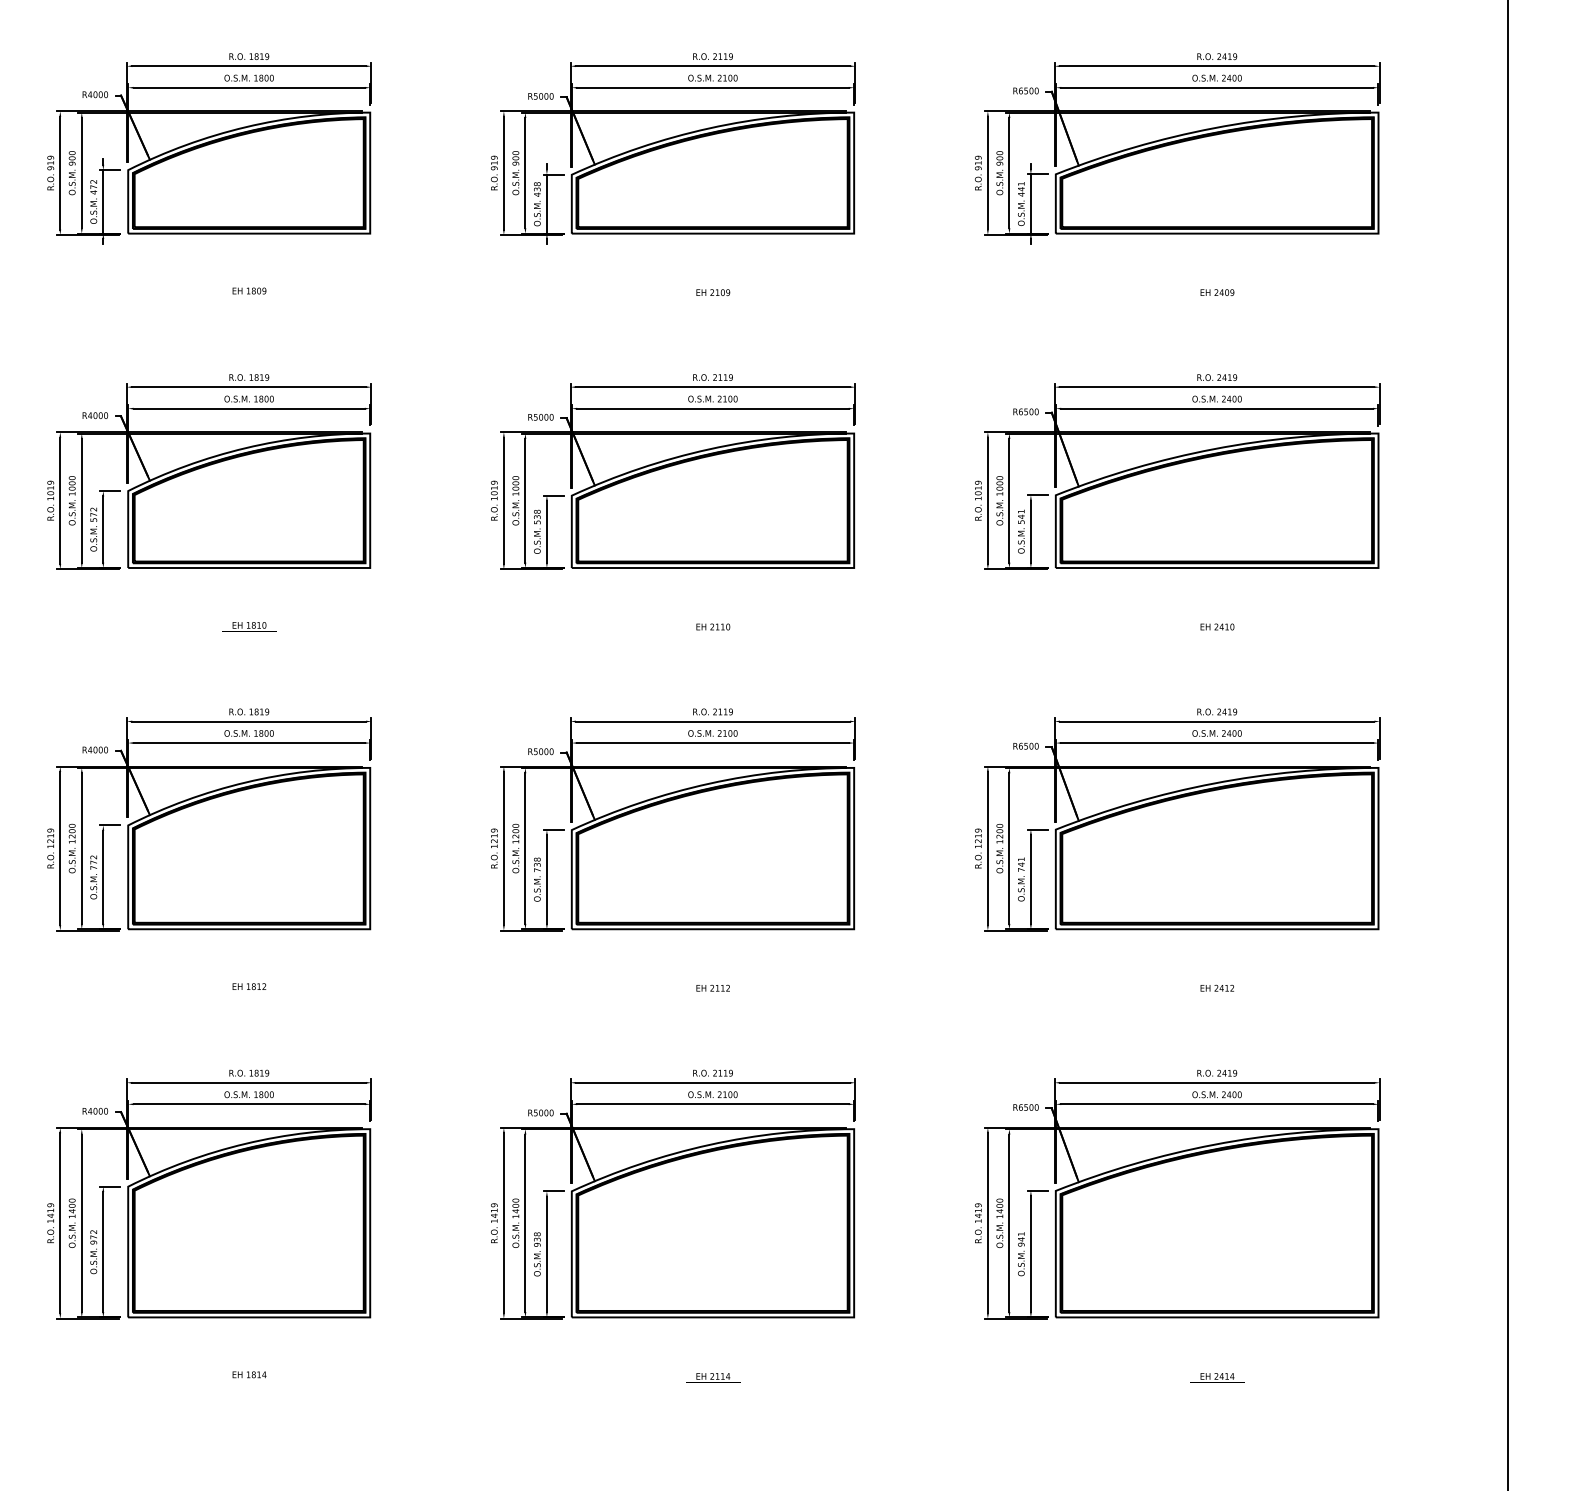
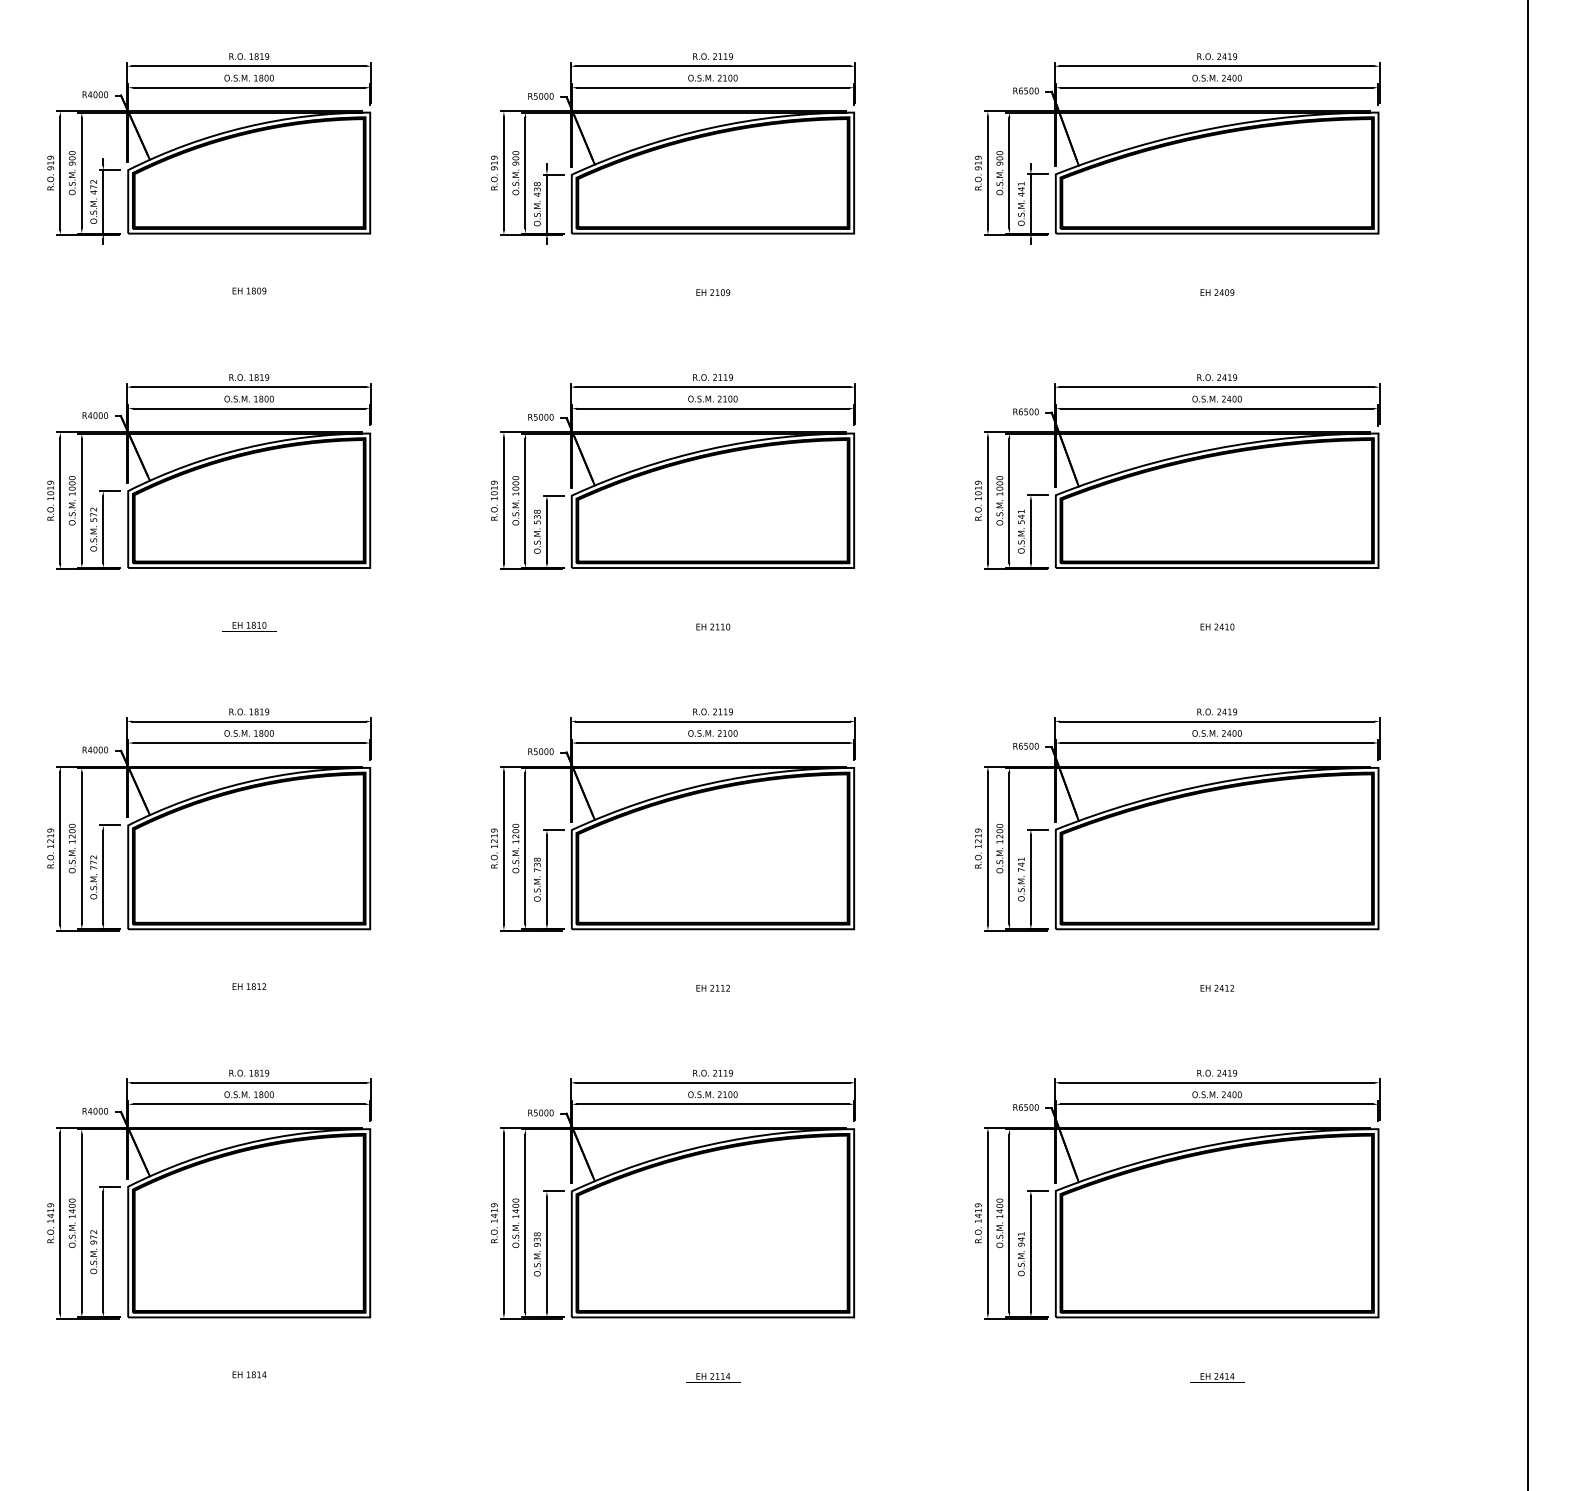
line position: (1507, 744) -> (1527, 744) (1527, 744)
